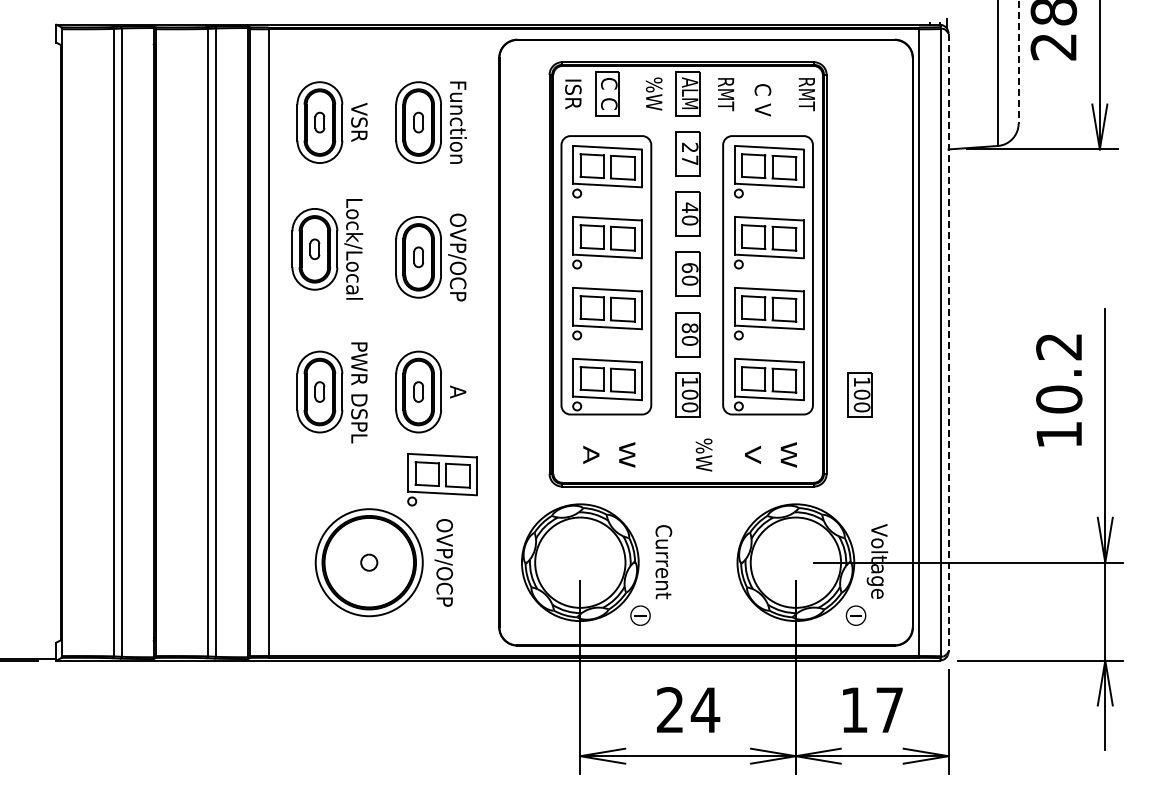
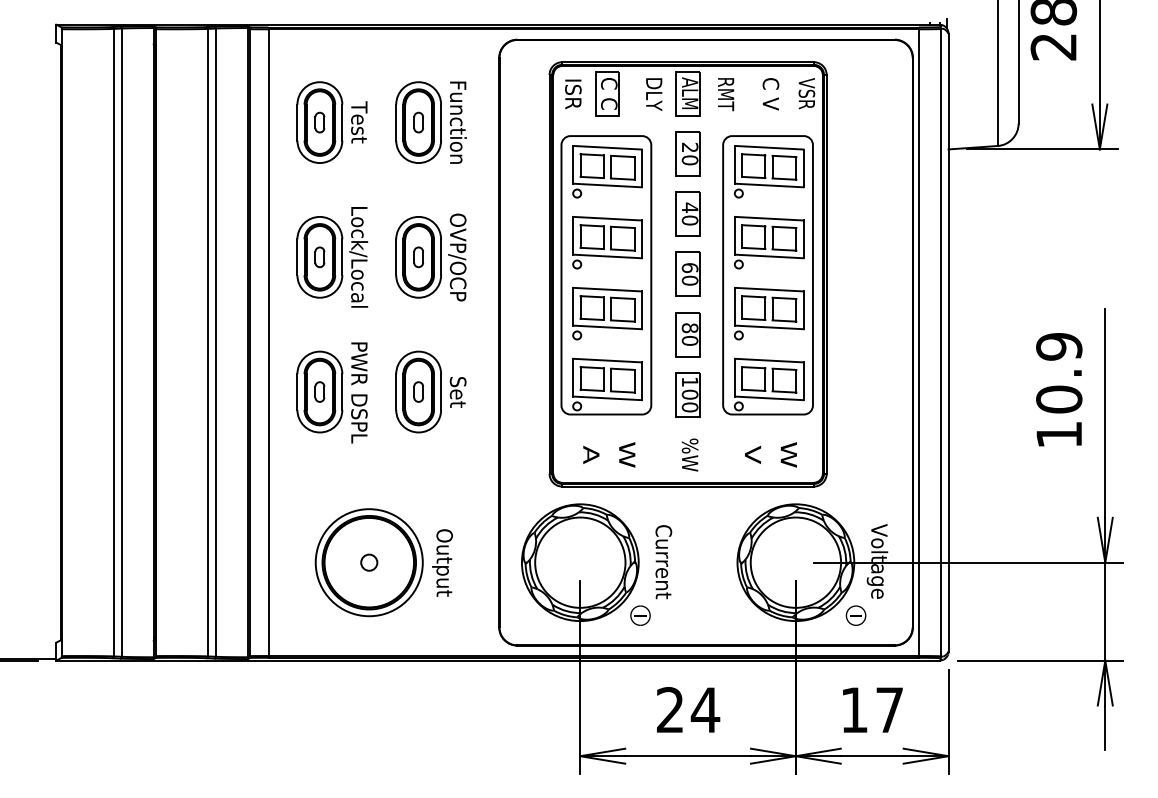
line: dashed -> solid (1018, 62)
text: %W -> DLY (653, 93)
text: RMT -> VSR (806, 94)
text position: (762, 100) -> (770, 94) (770, 94)
text: VSR -> Test (359, 122)
text: 27 -> 20 (689, 160)
part position: (327, 249) -> (332, 257) (332, 257)
line: dashed -> solid (948, 342)
text: 10.2 -> 10.9 (1059, 346)
text: A -> Set (457, 392)
part: present -> none (859, 394)
text position: (703, 454) -> (689, 454) (689, 454)
part: present -> none (442, 479)
text: OVP/OCP -> Output (442, 562)
